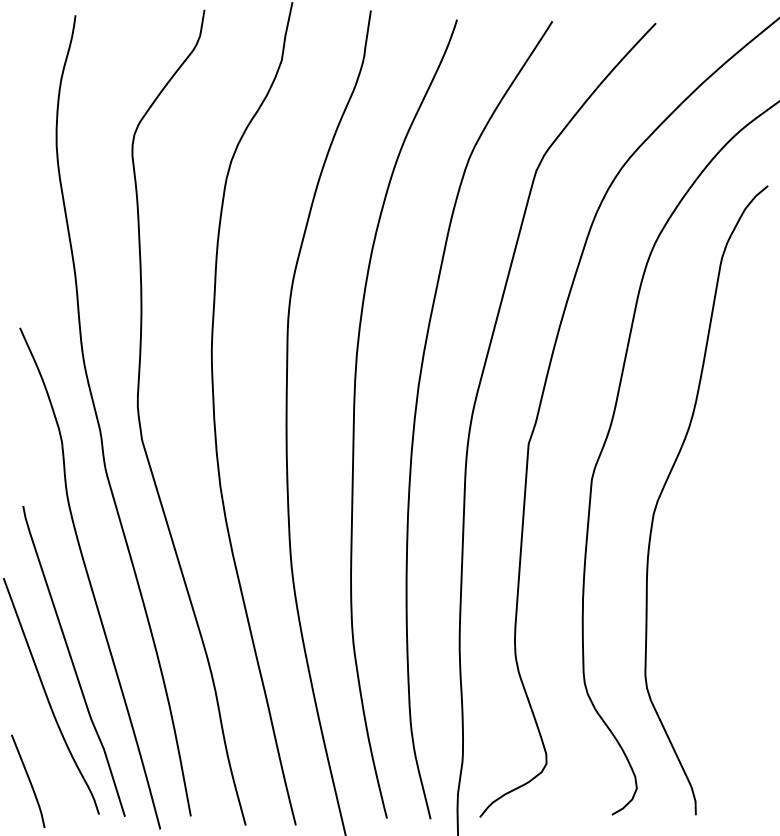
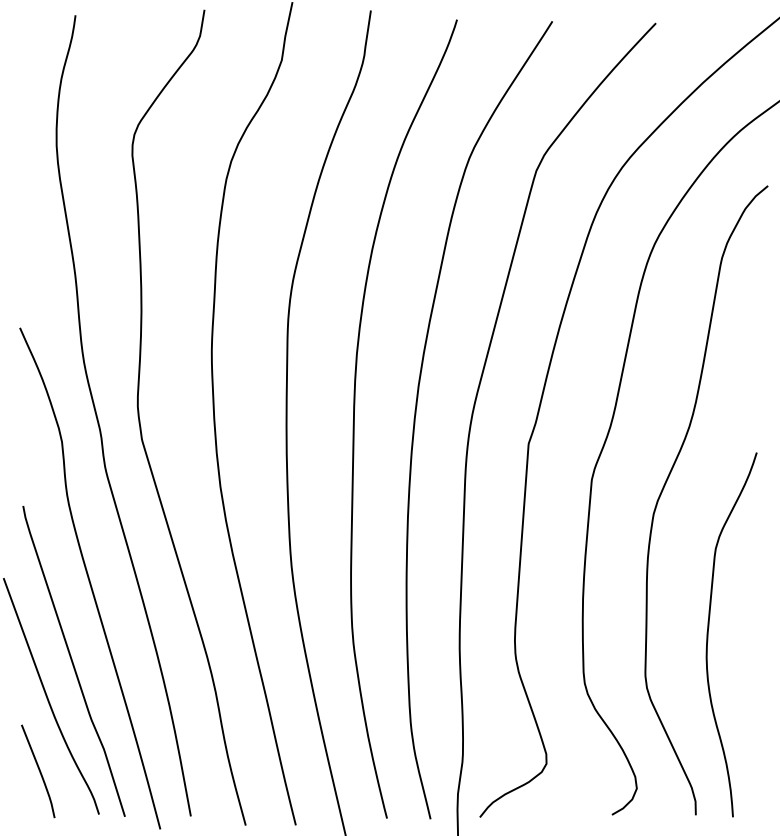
curve: none -> present (708, 634)
curve position: (28, 780) -> (38, 770) (38, 770)
